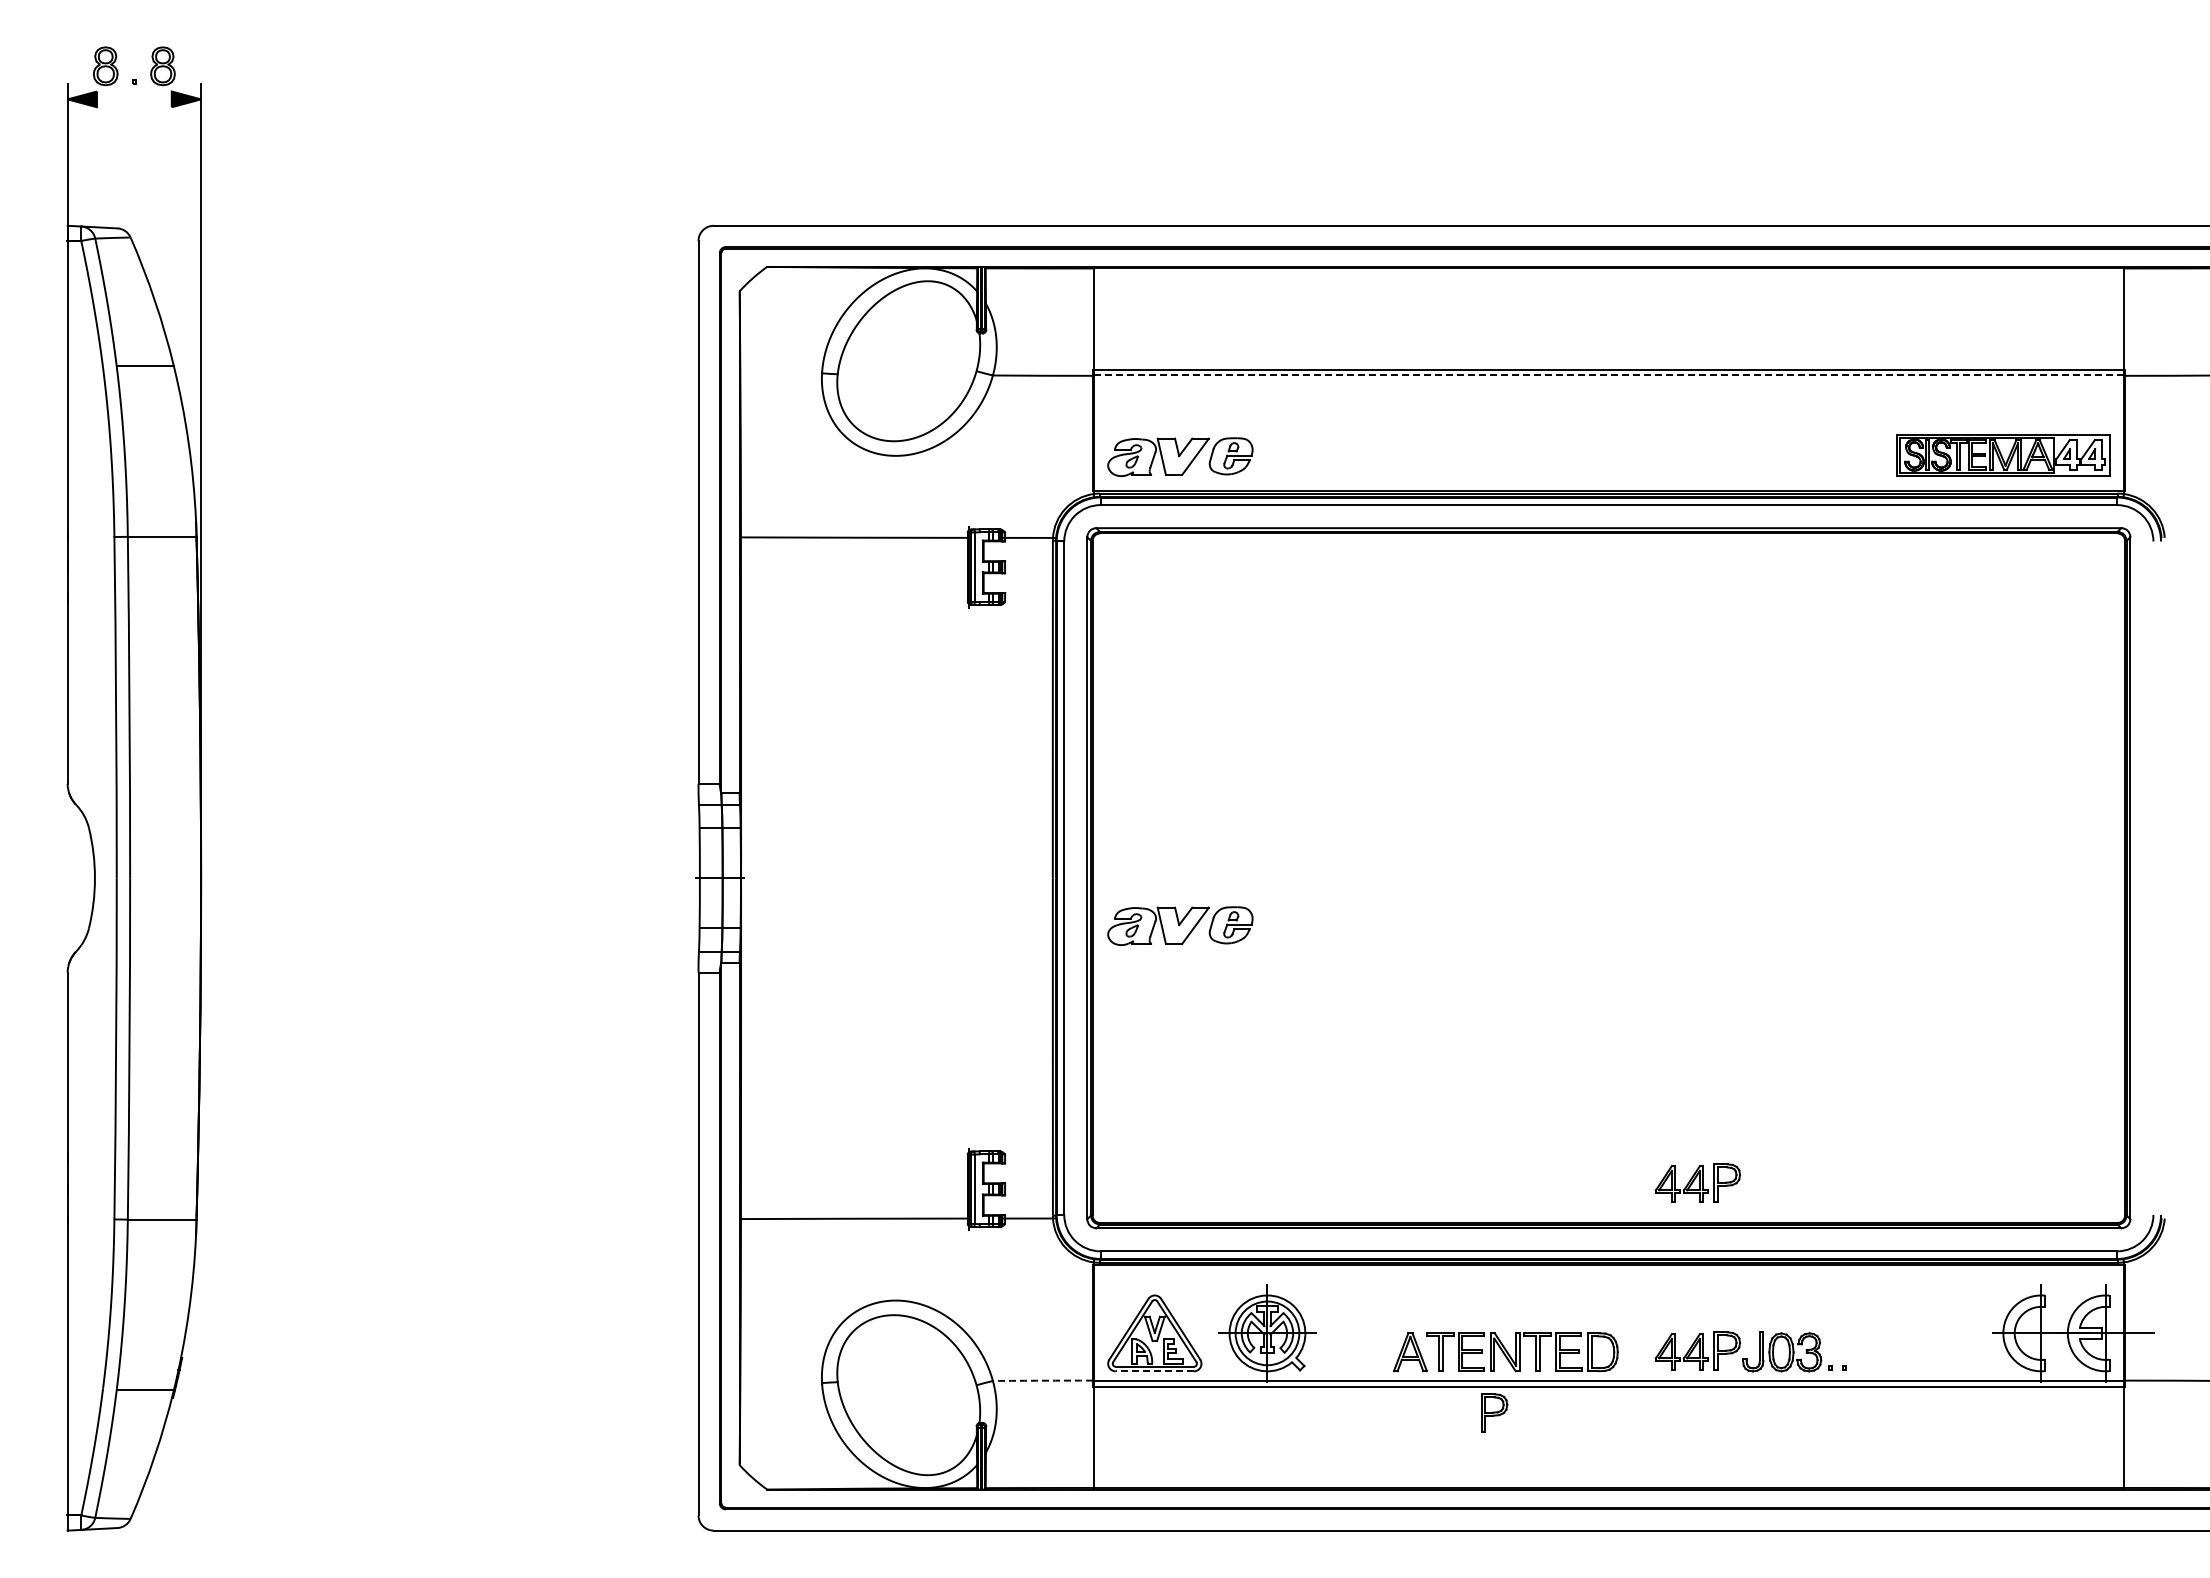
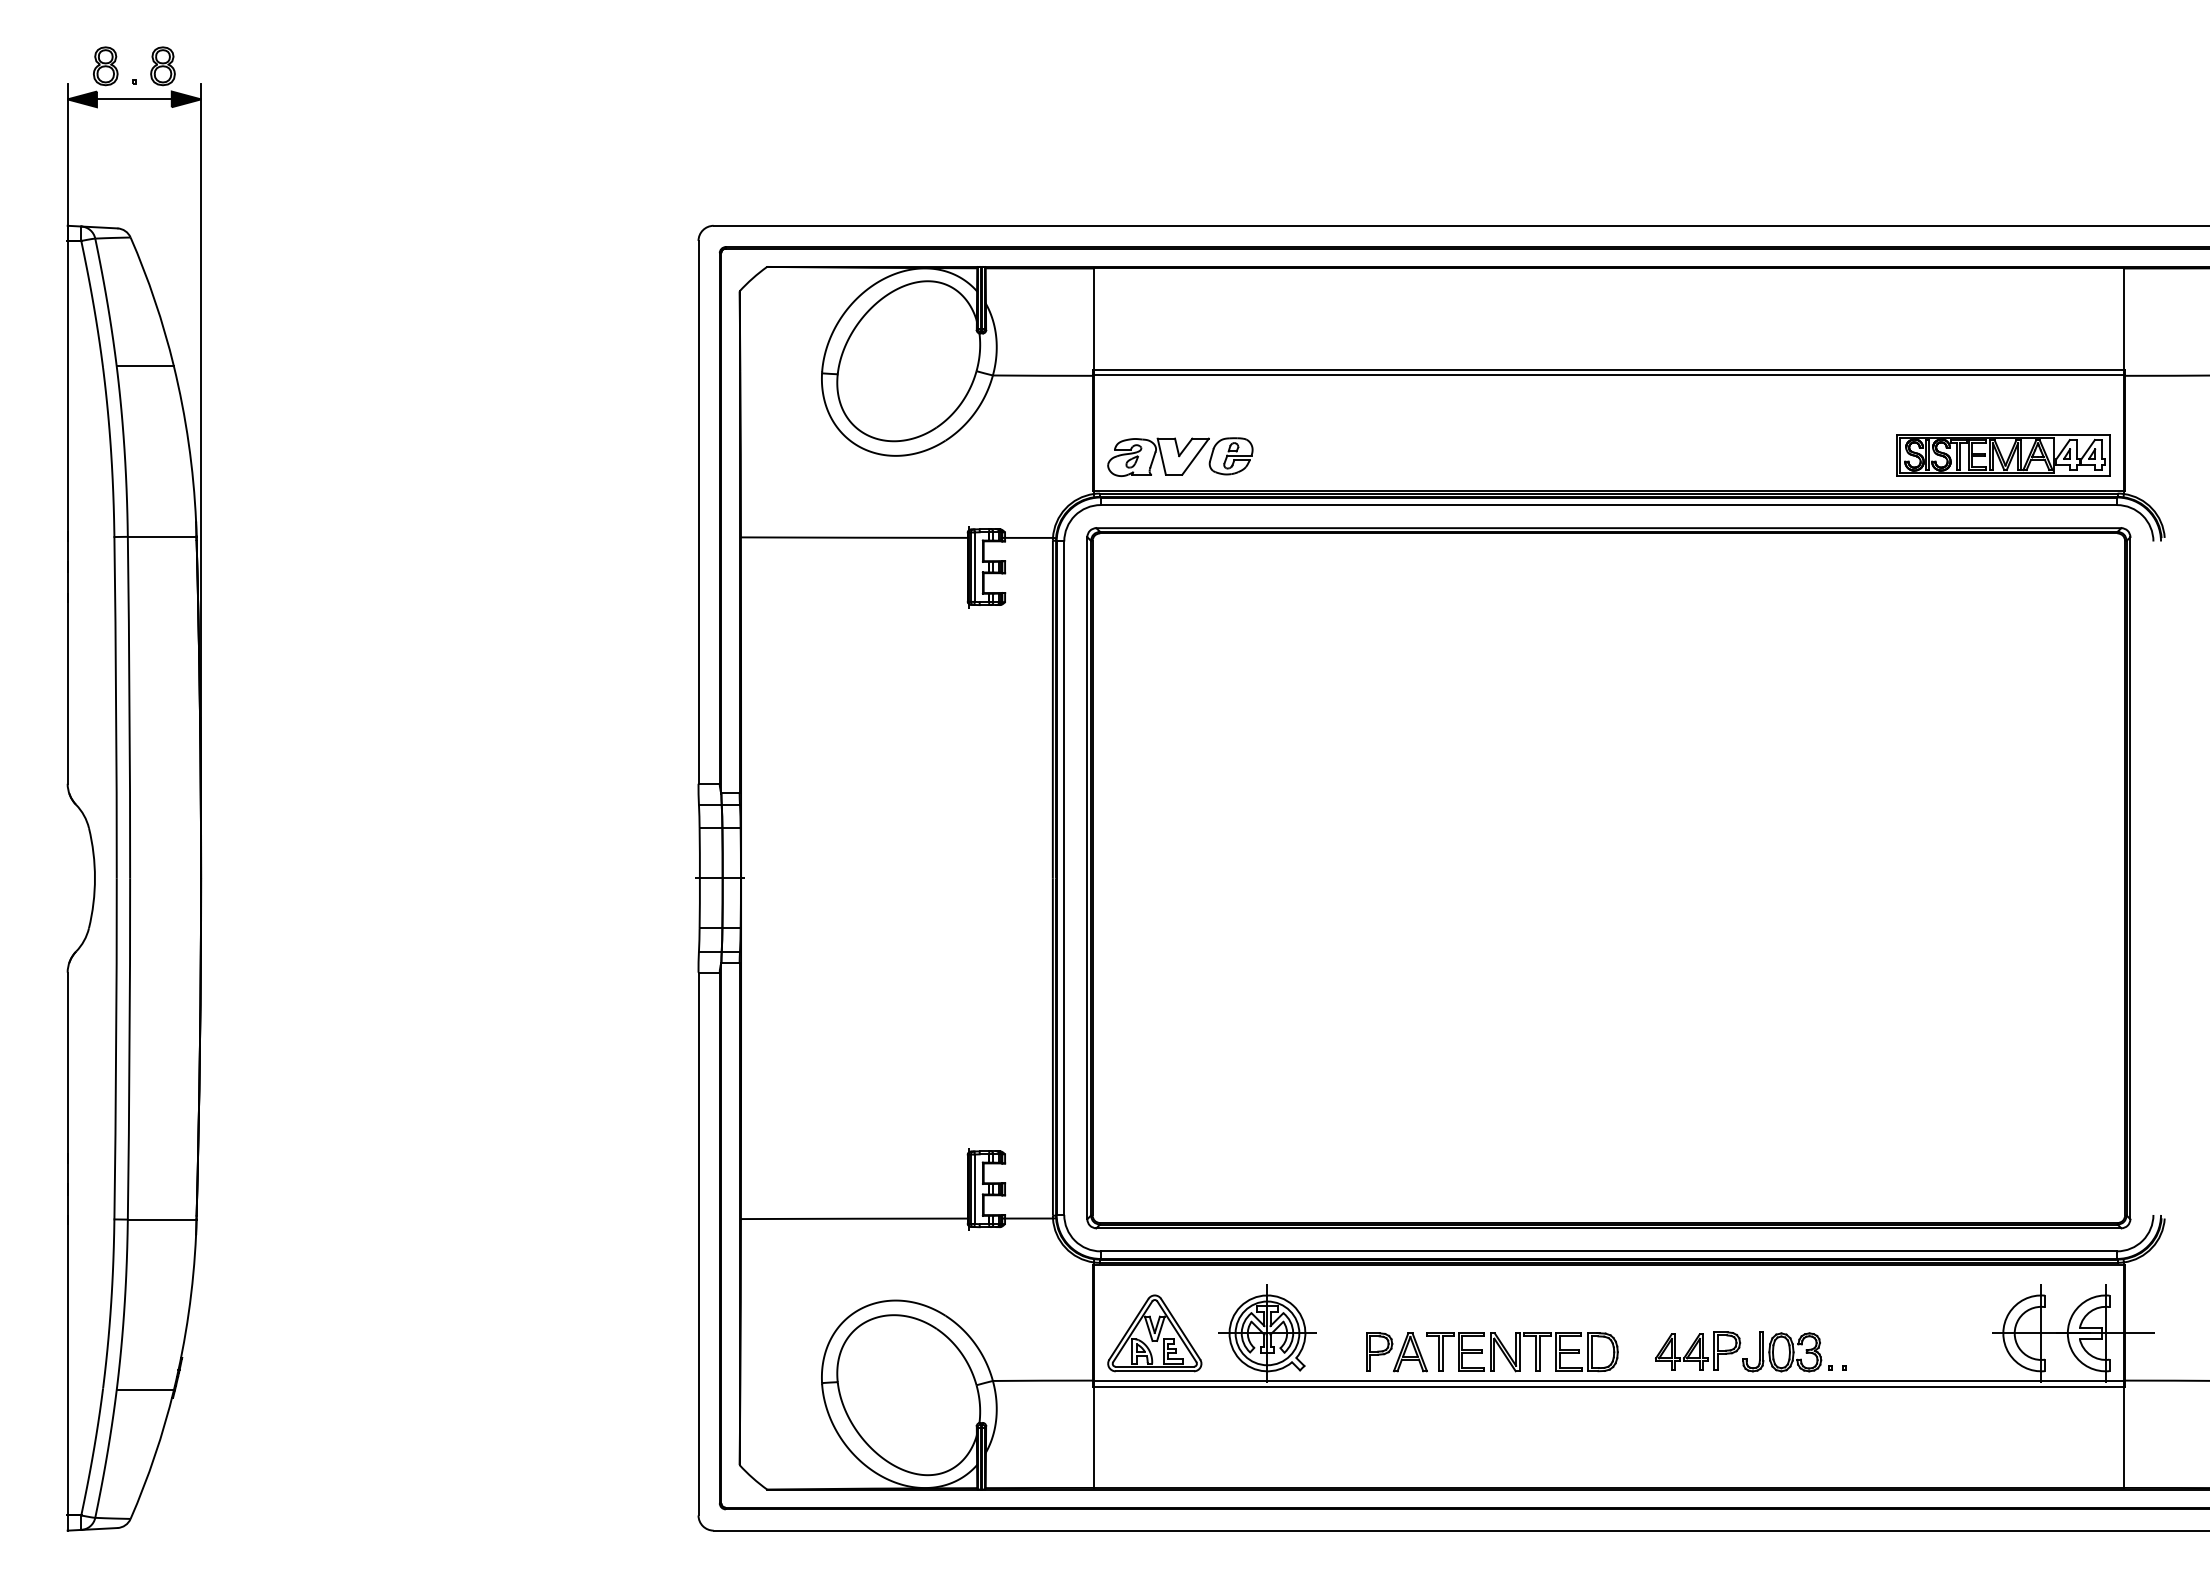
line: none -> present (133, 99)
line: dashed -> solid (1609, 375)
part: present -> none (1180, 925)
part: present -> none (1698, 1182)
line: dashed -> solid (1154, 1371)
arc: dashed -> solid (1042, 1380)
part position: (1494, 1412) -> (1379, 1351) (1379, 1351)
